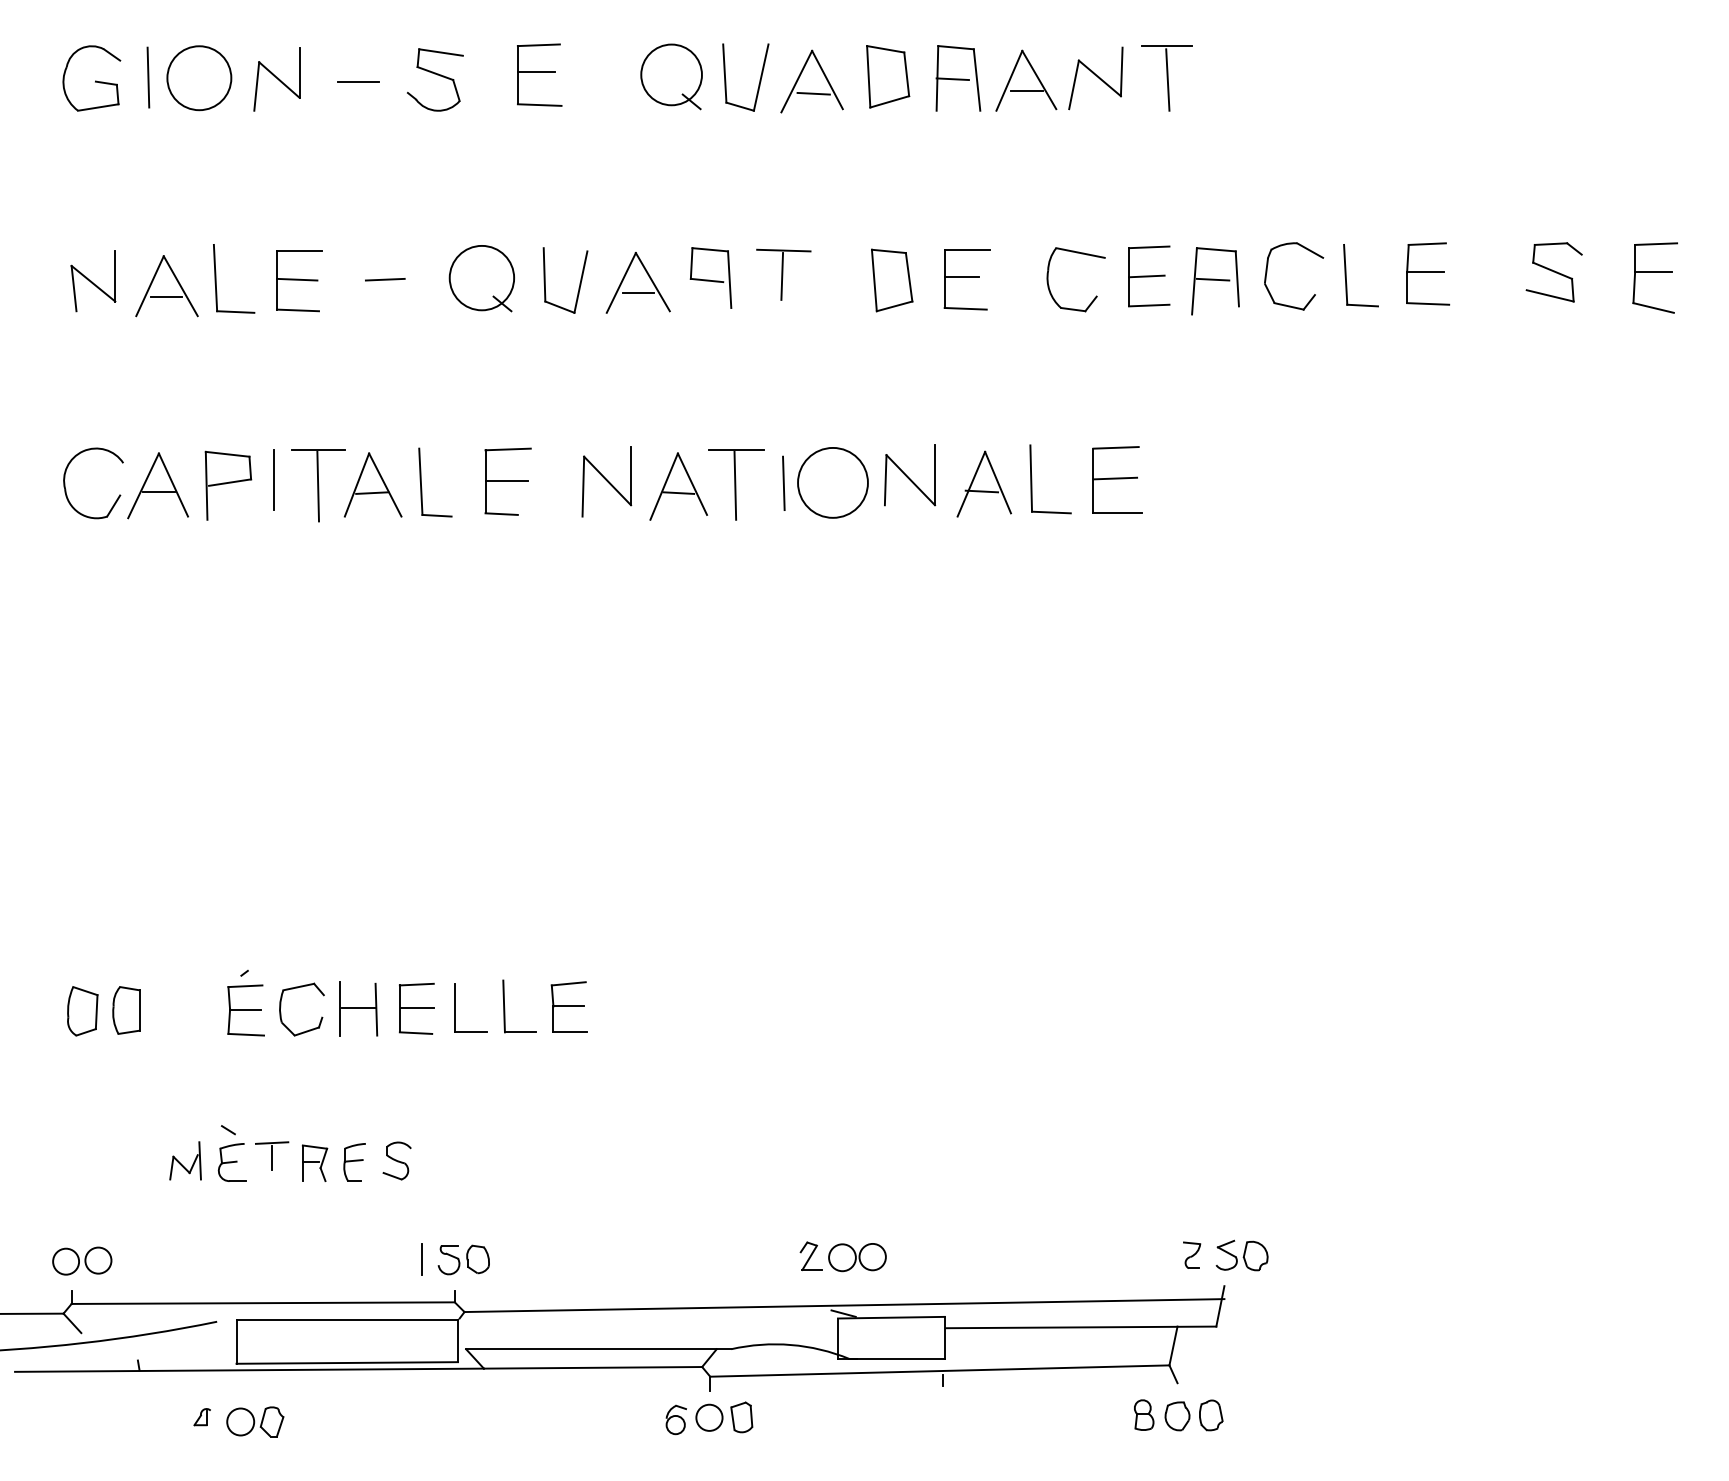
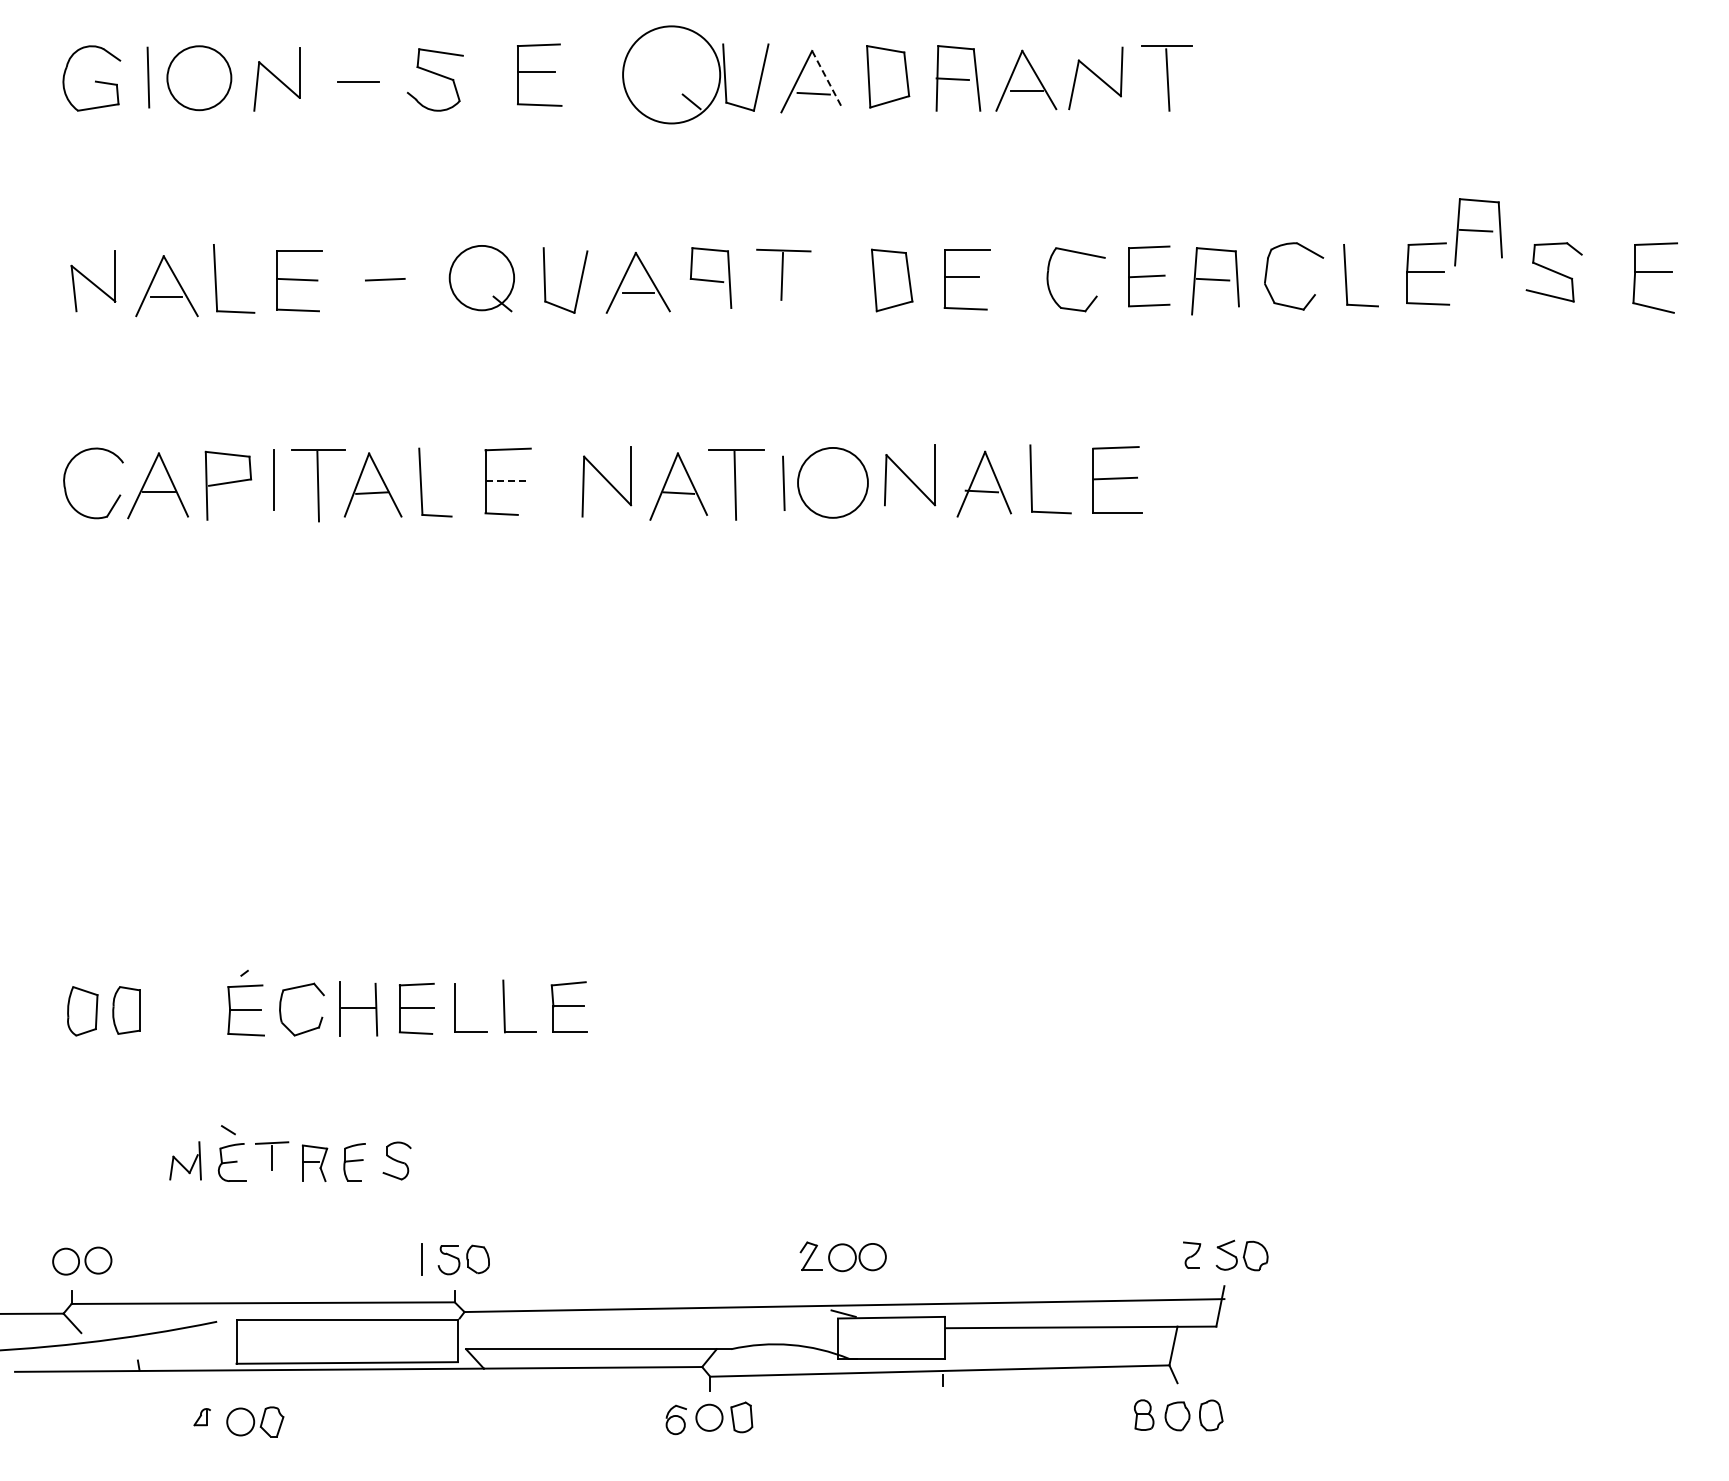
circle diameter: 61 px -> 97 px (671, 74)
line: solid -> dashed (827, 80)
part: none -> present (1478, 232)
line: solid -> dashed (507, 481)
